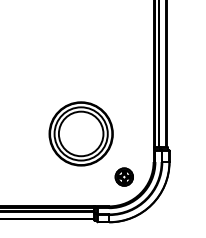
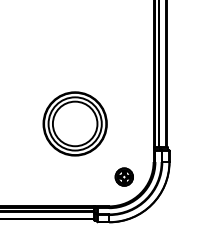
part position: (80, 133) -> (74, 123) (74, 123)
